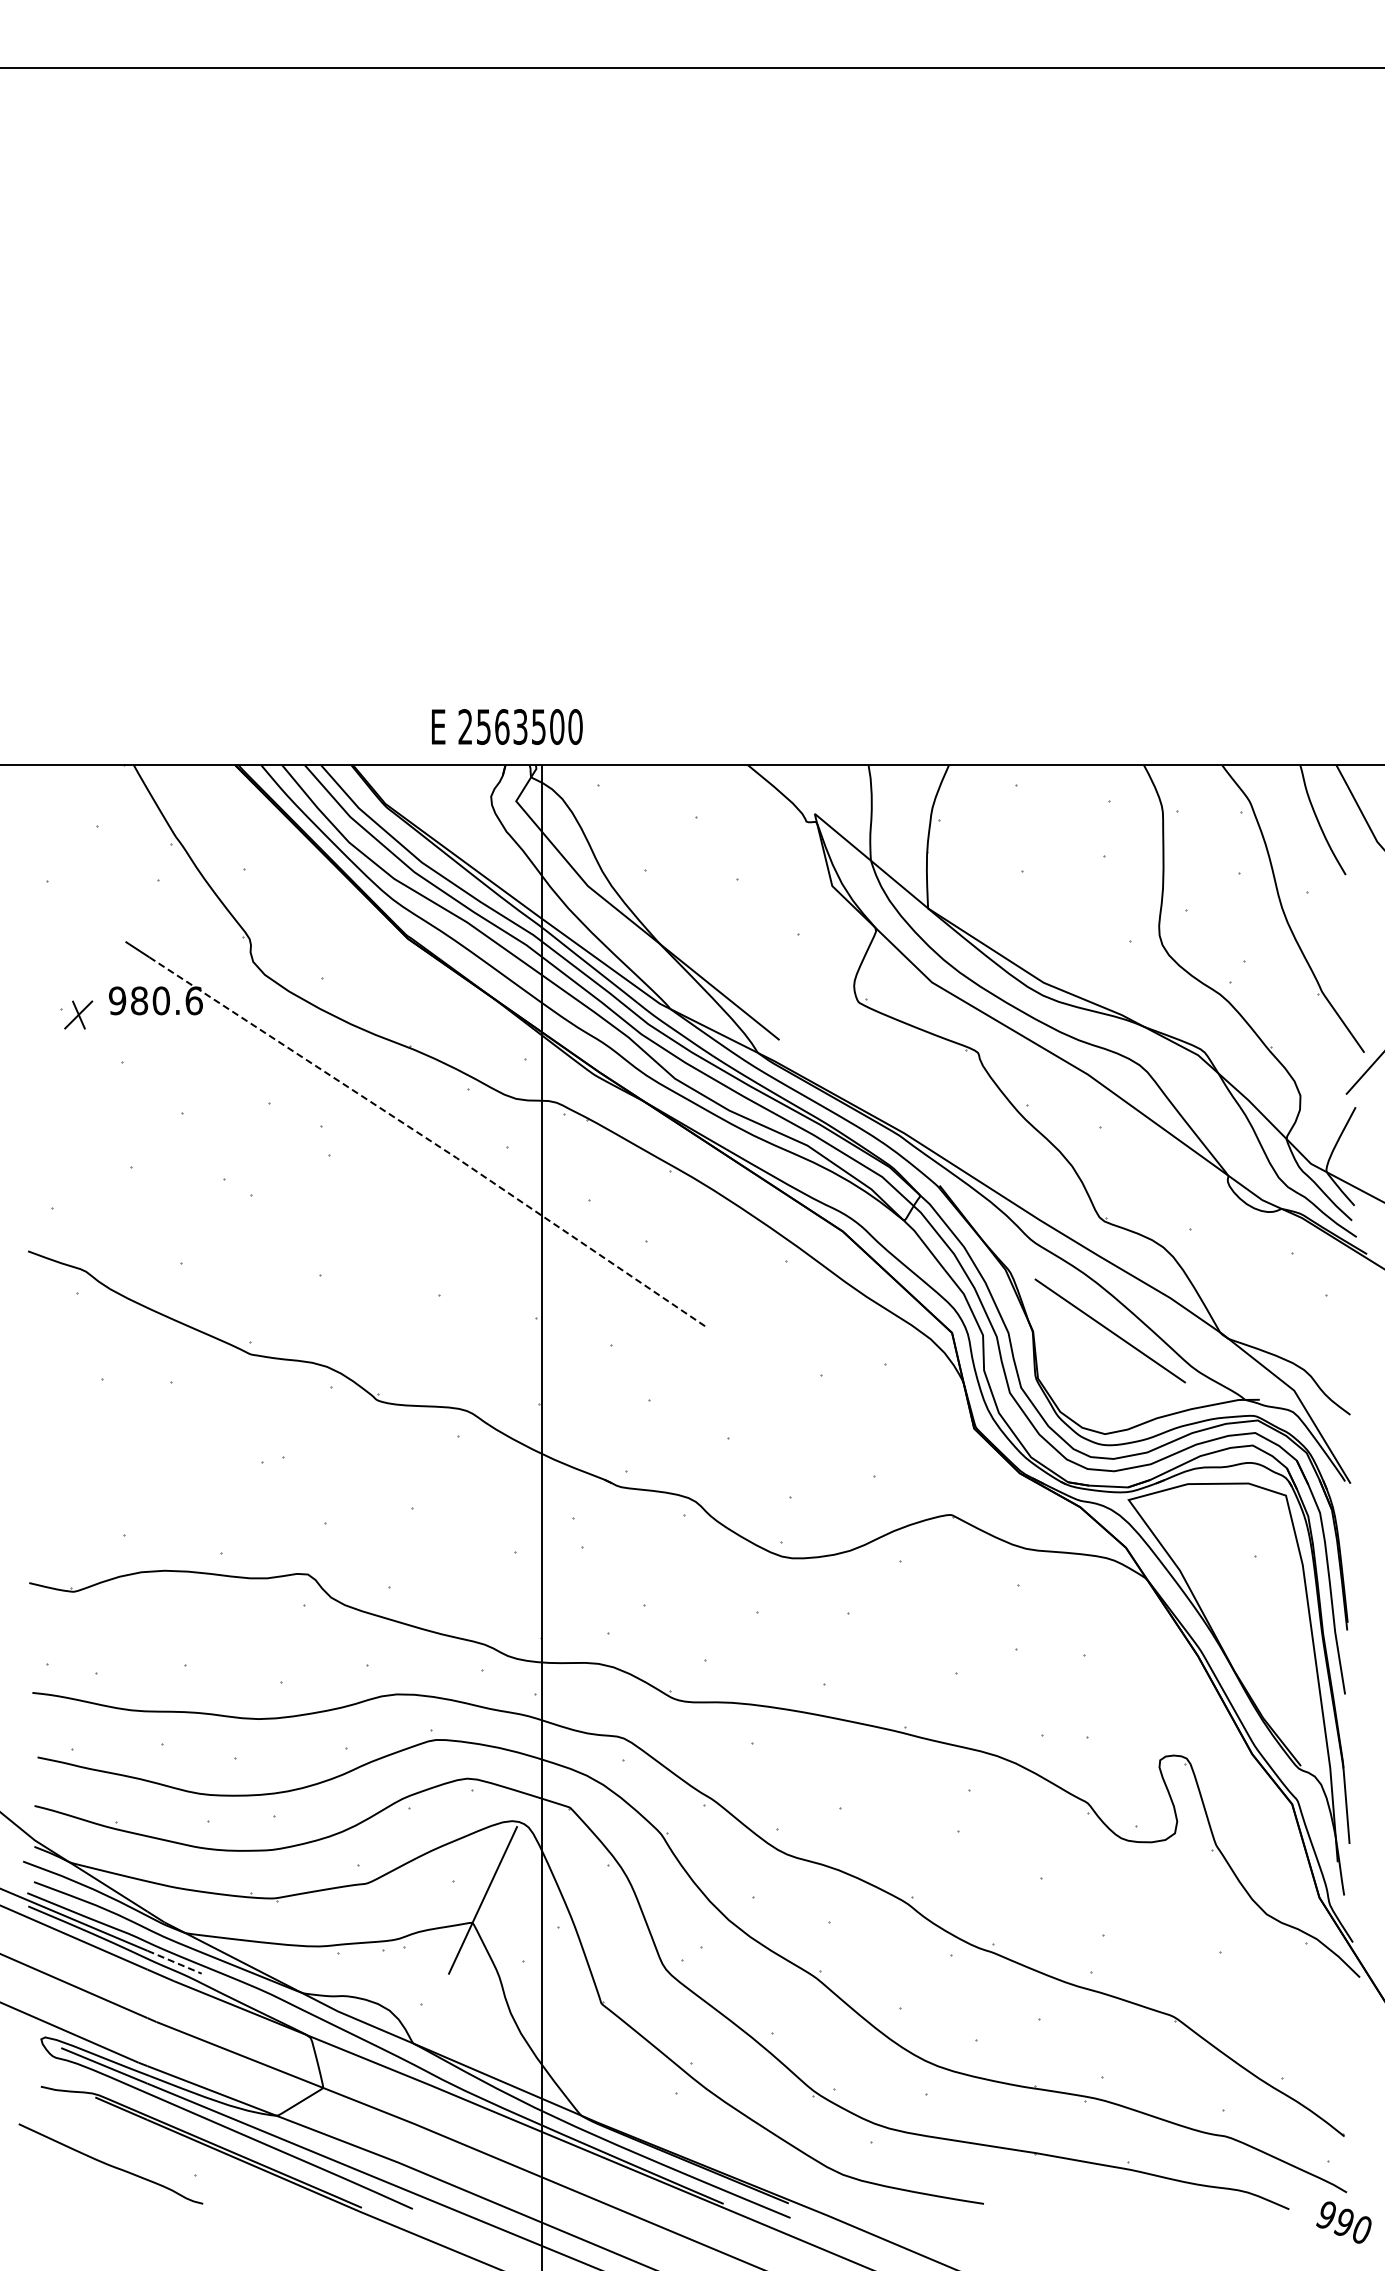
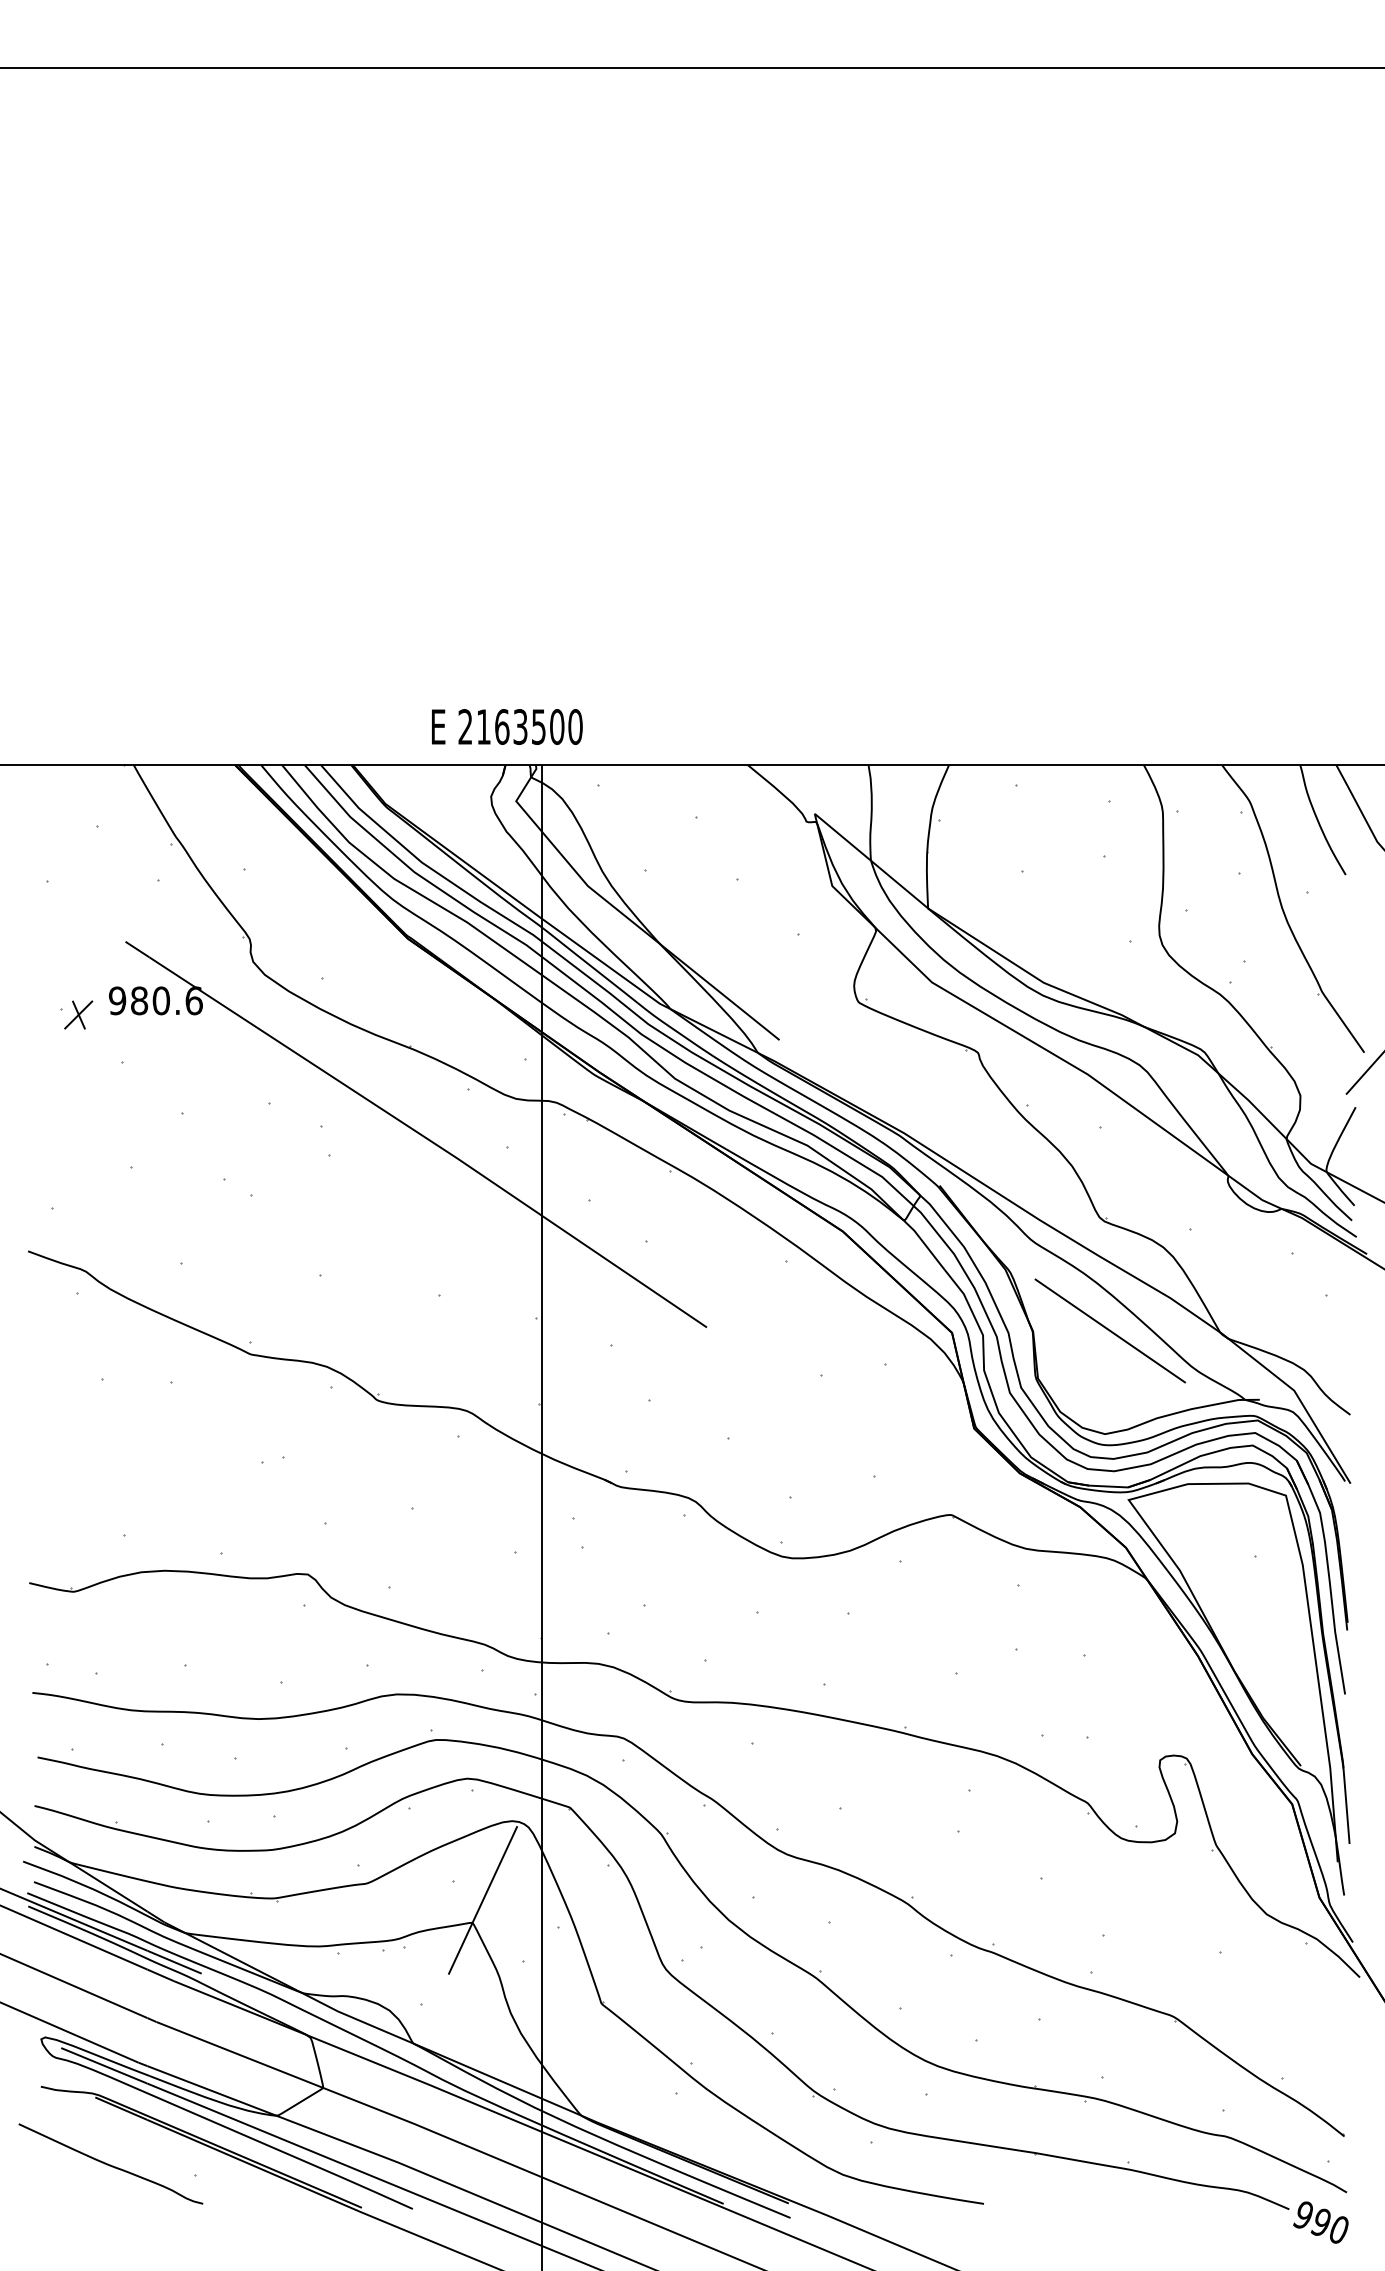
text: 2563500 -> 2163500 (483, 726)
line: dashed -> solid (430, 1141)
line: dashed -> solid (175, 1962)
text position: (1343, 2222) -> (1320, 2222) (1320, 2222)
